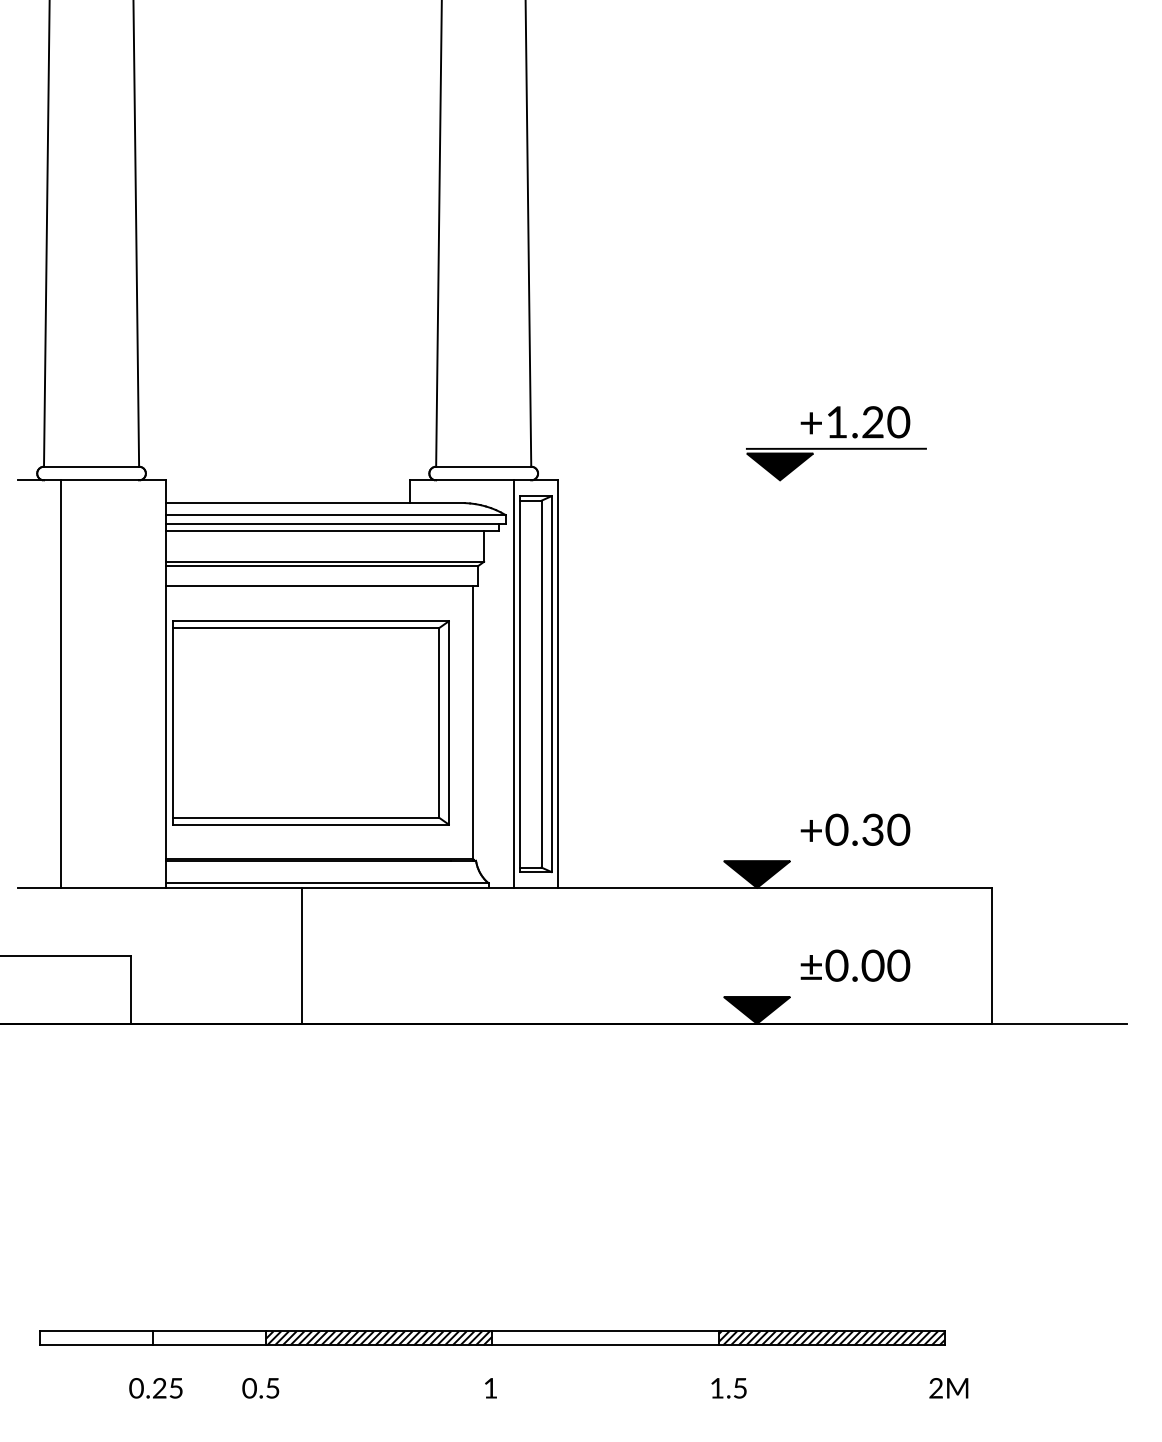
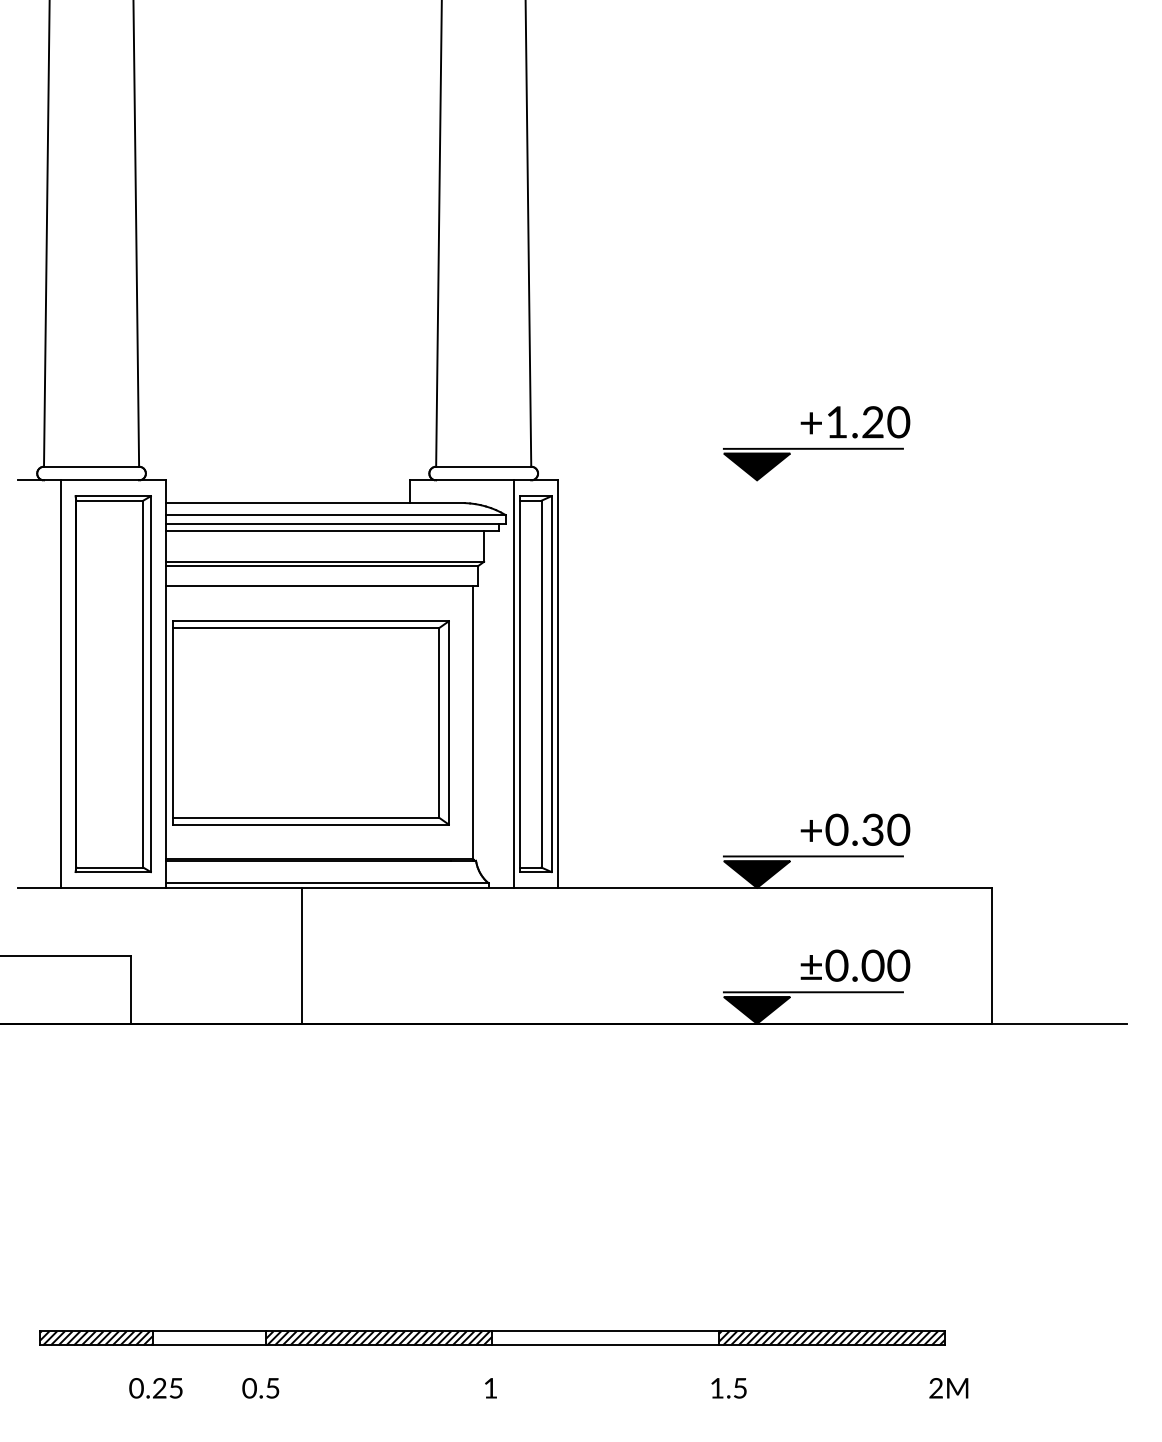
part position: (836, 449) -> (813, 449) (813, 449)
part: none -> present (112, 684)
line: none -> present (812, 856)
line: none -> present (812, 992)
hatch: none -> present (95, 1338)
